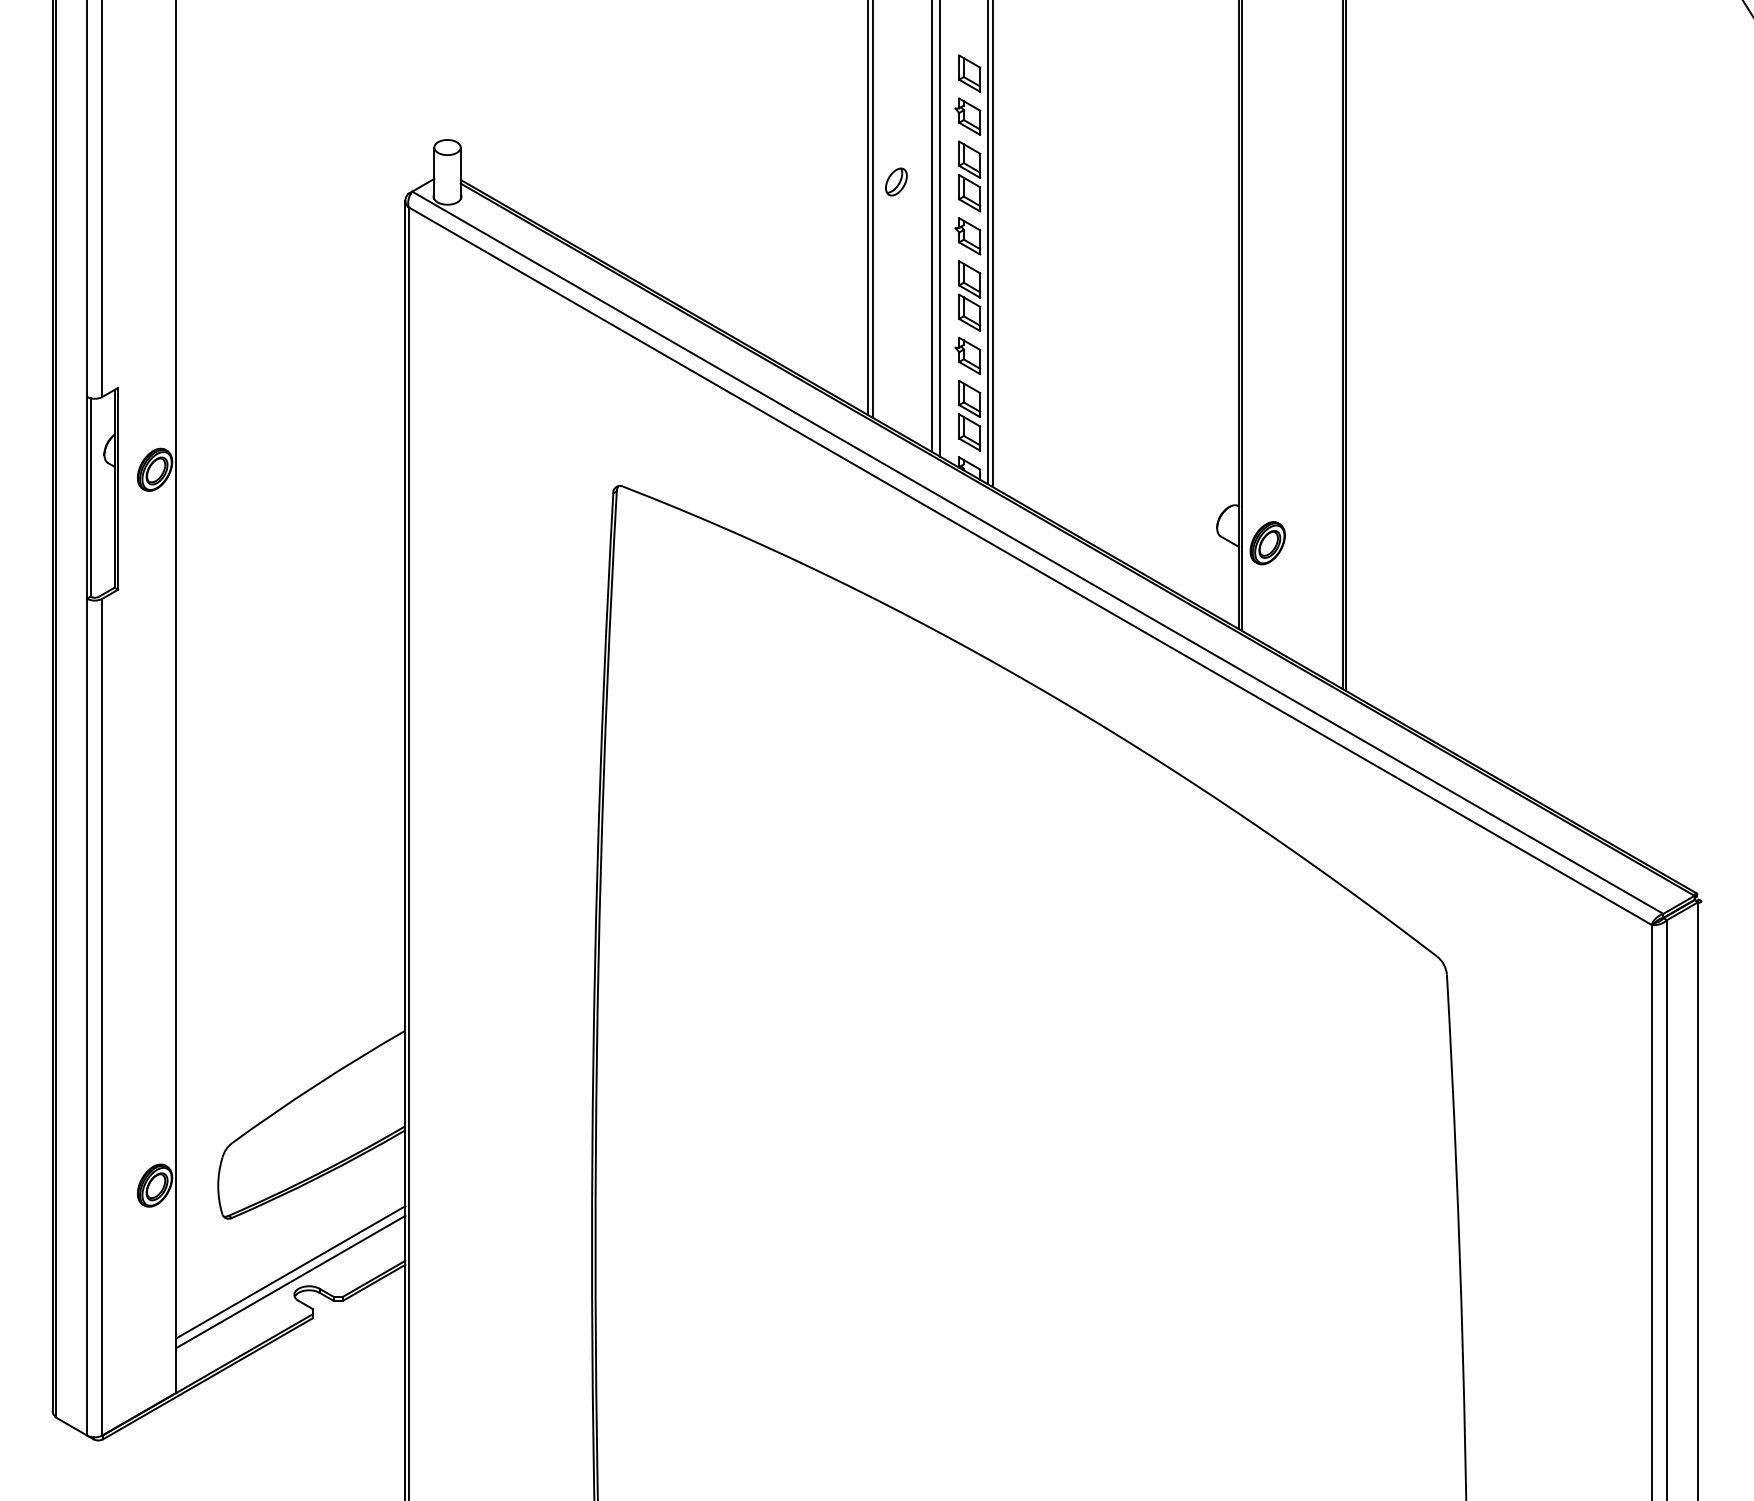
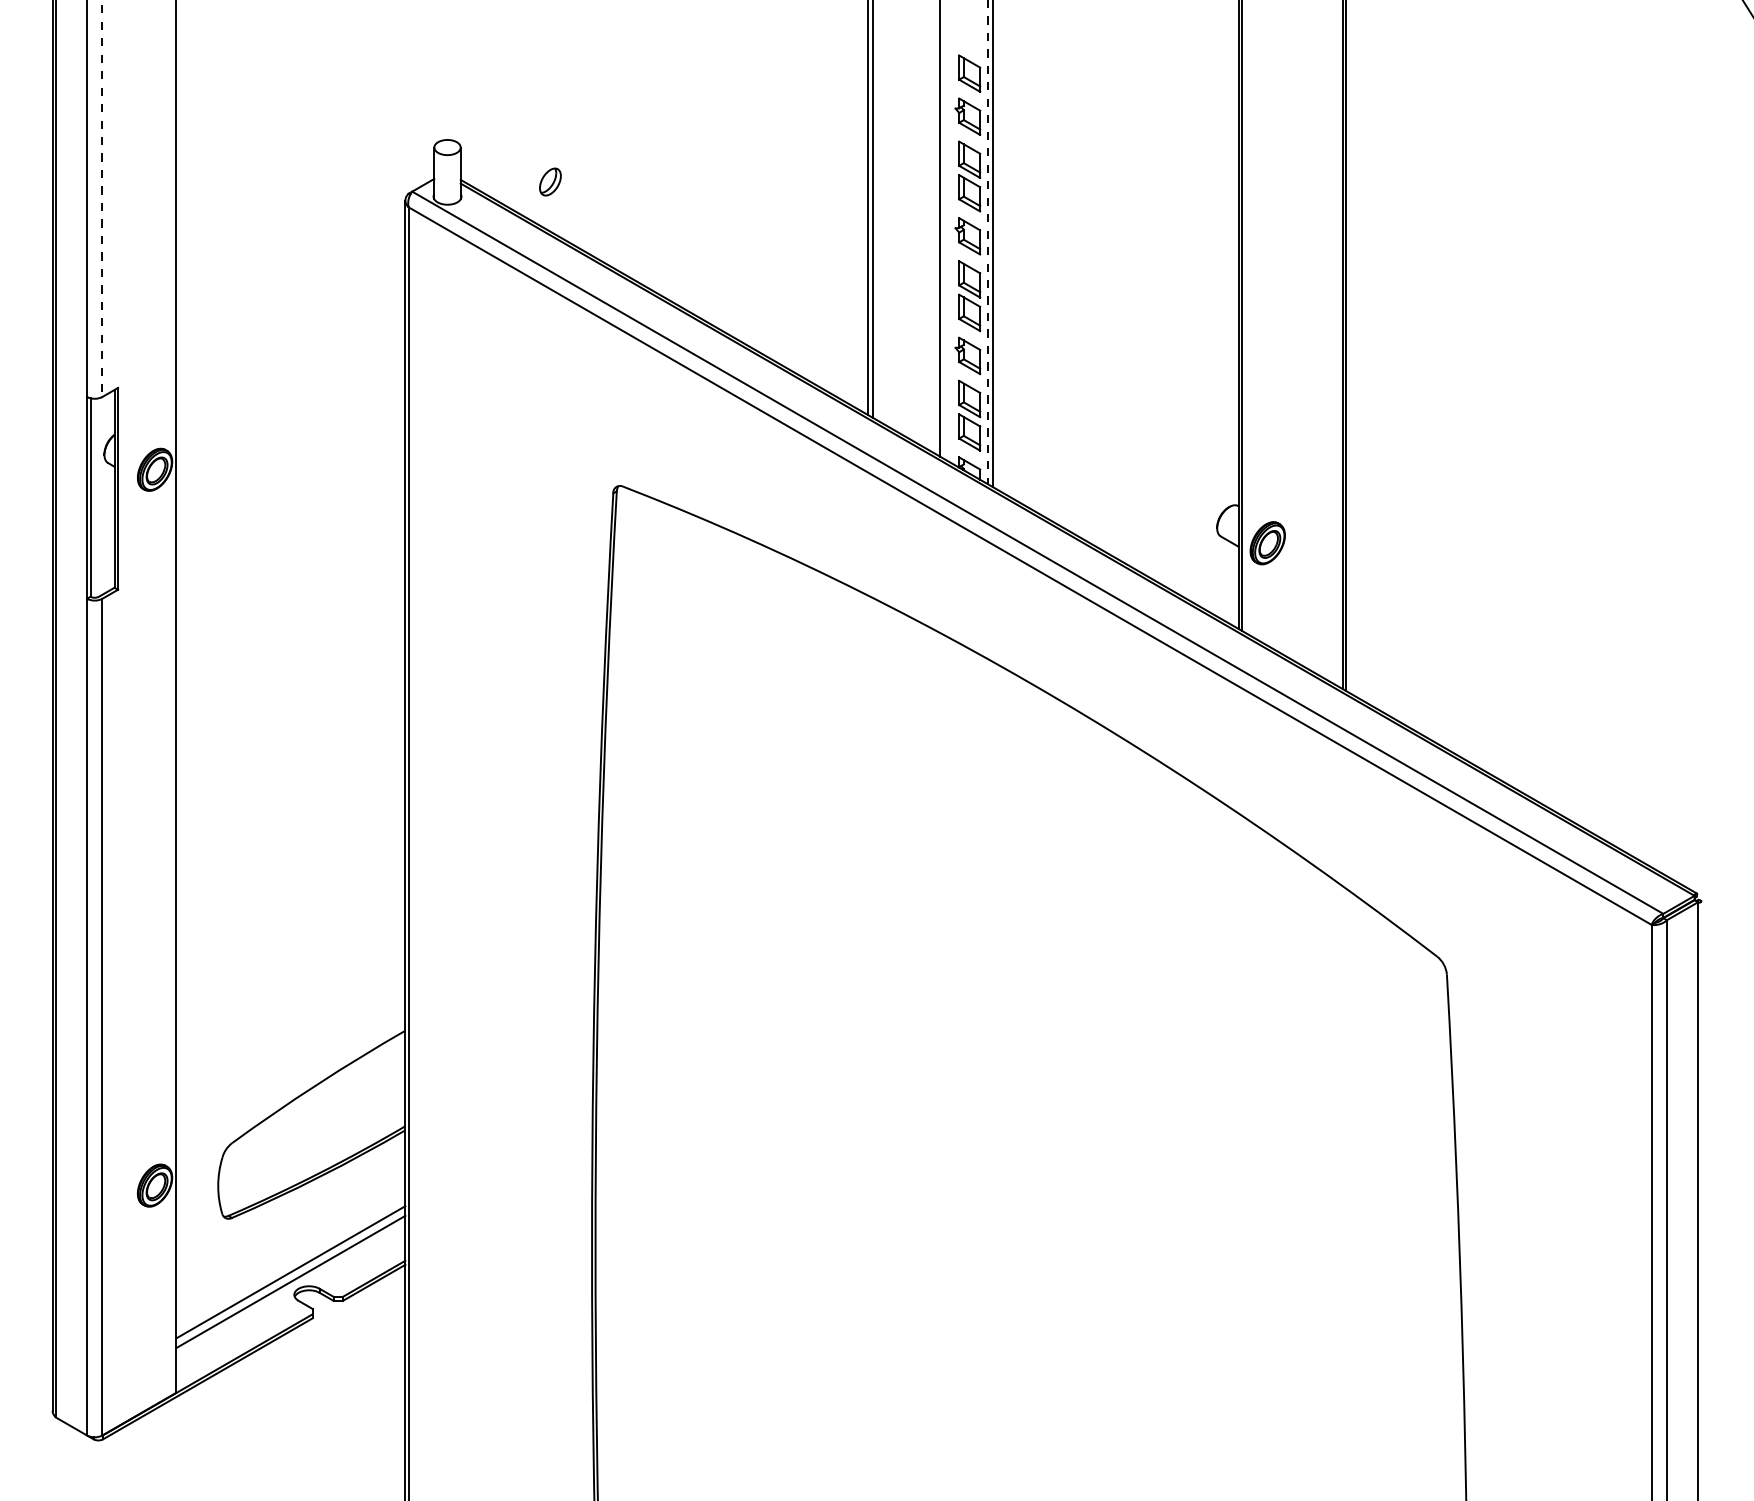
part position: (896, 181) -> (550, 181) (550, 181)
line: solid -> dashed (102, 199)
line: present -> none (931, 226)
line: solid -> dashed (988, 242)
